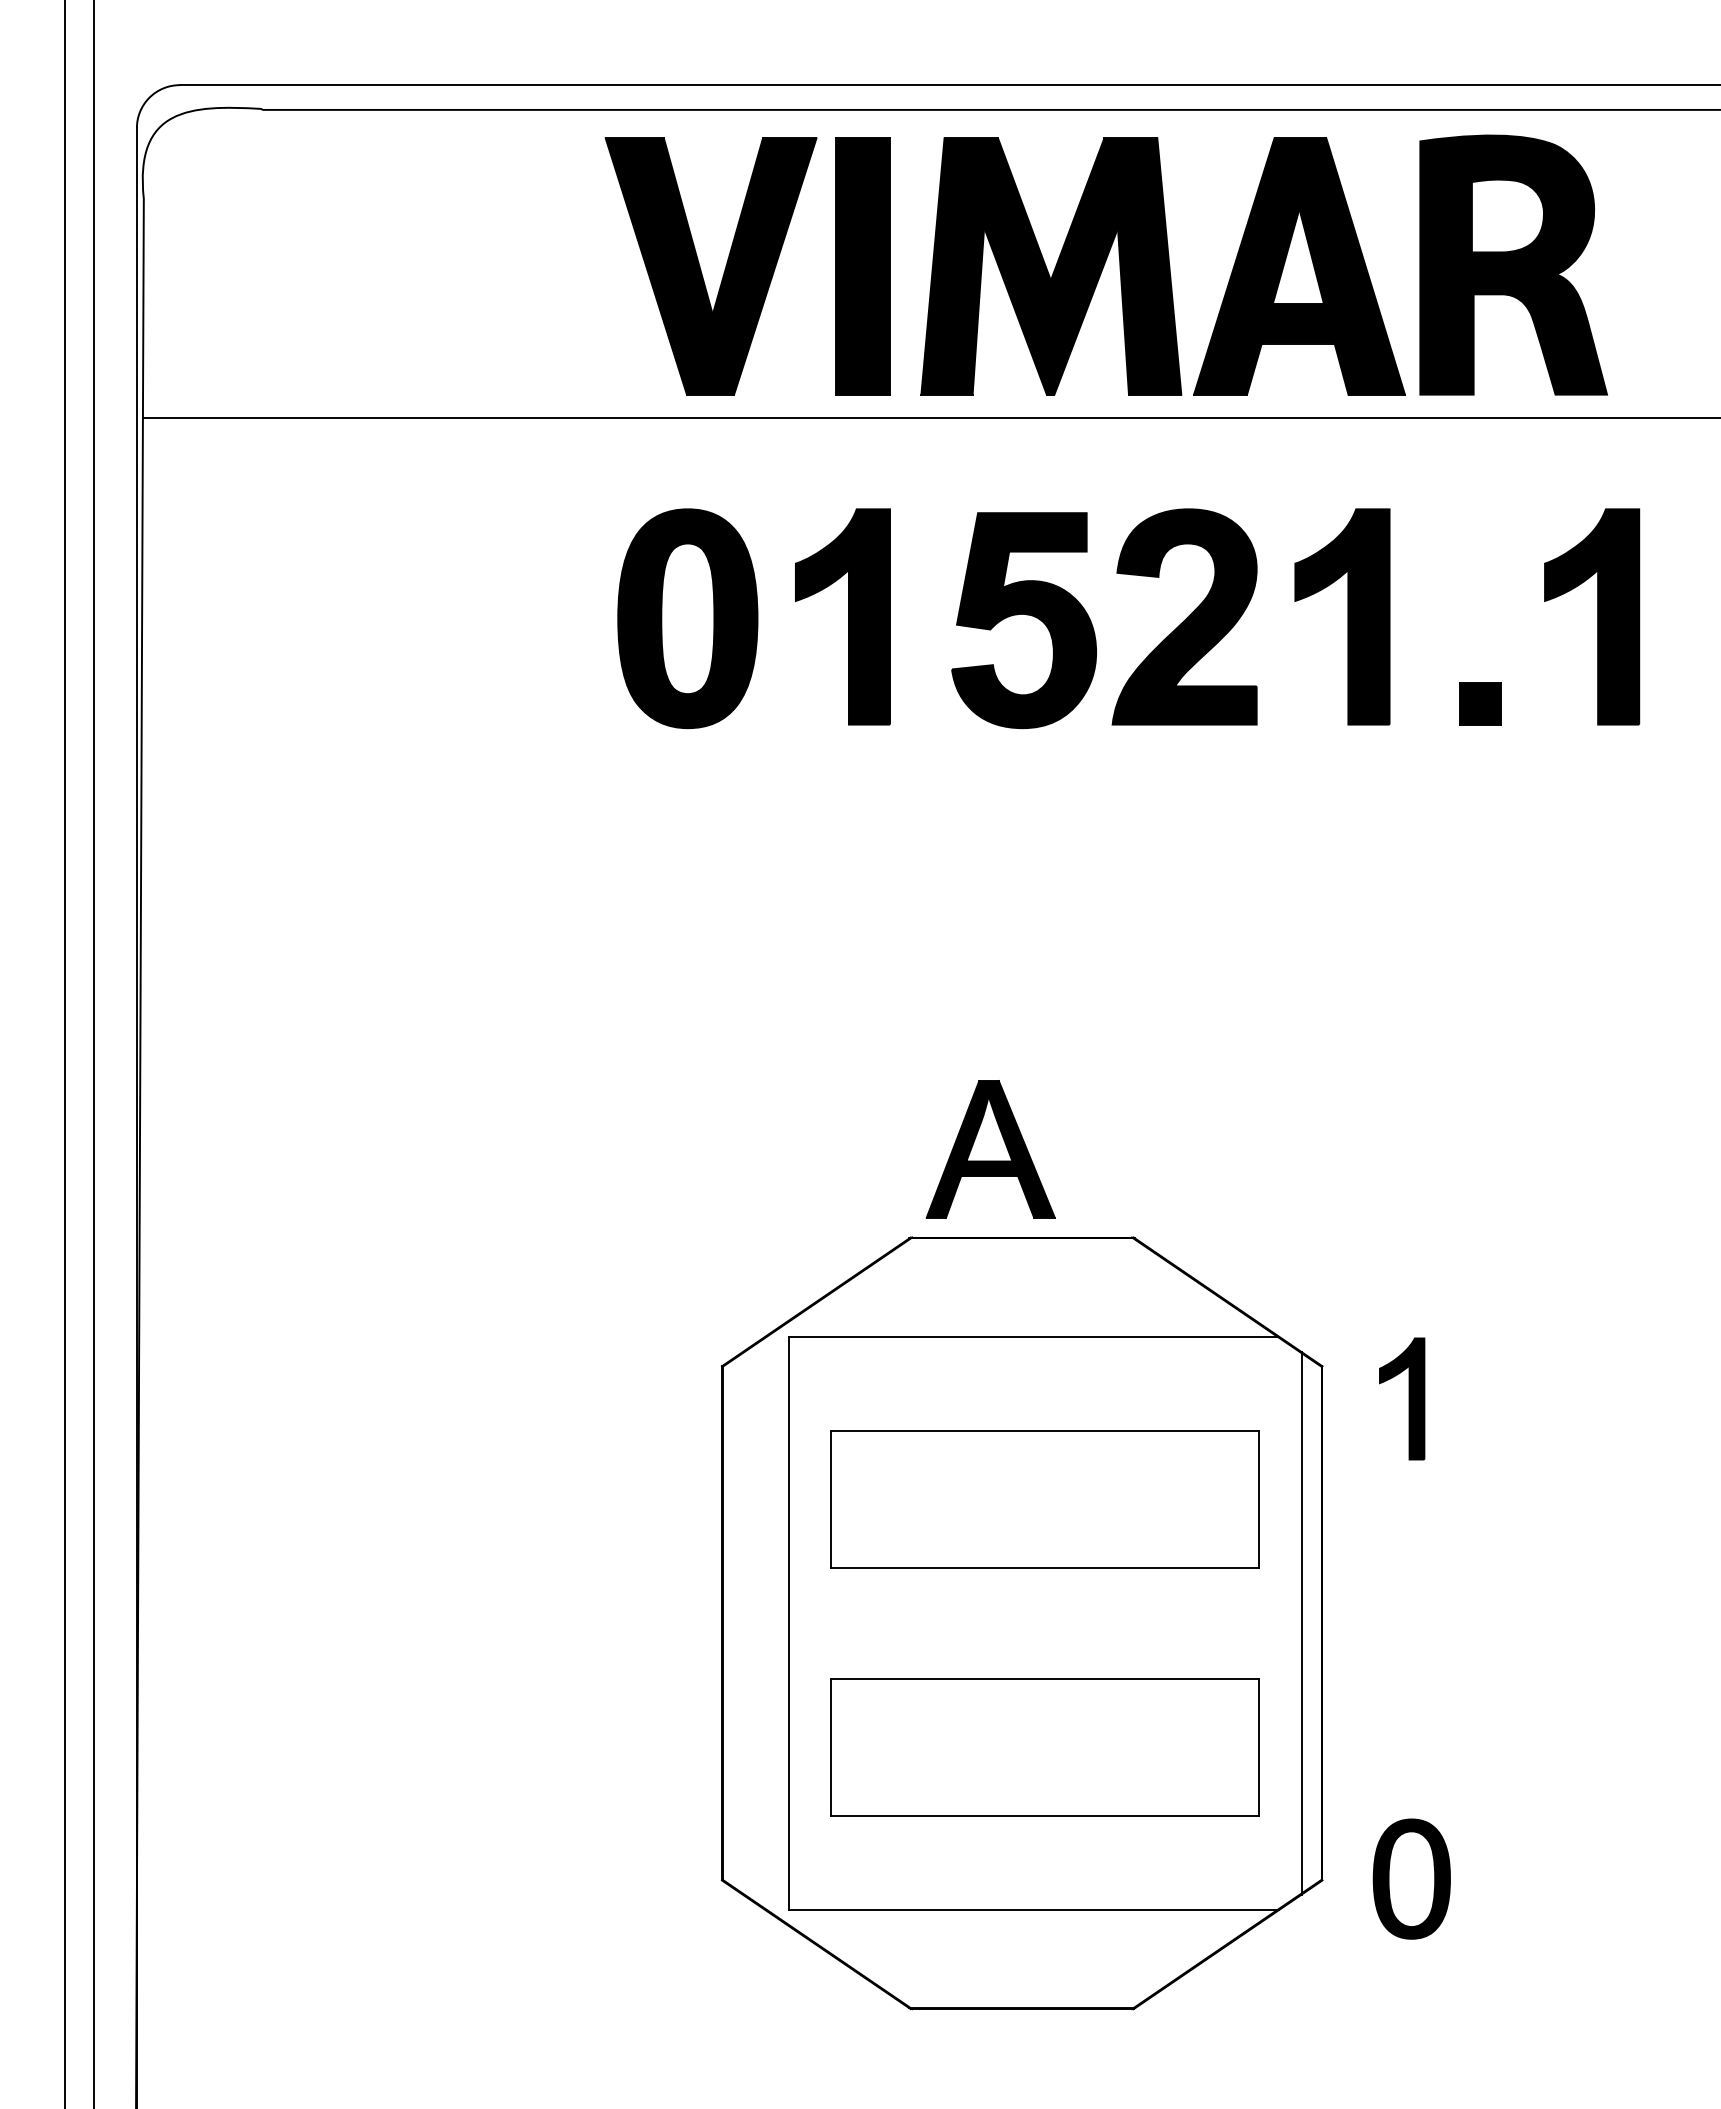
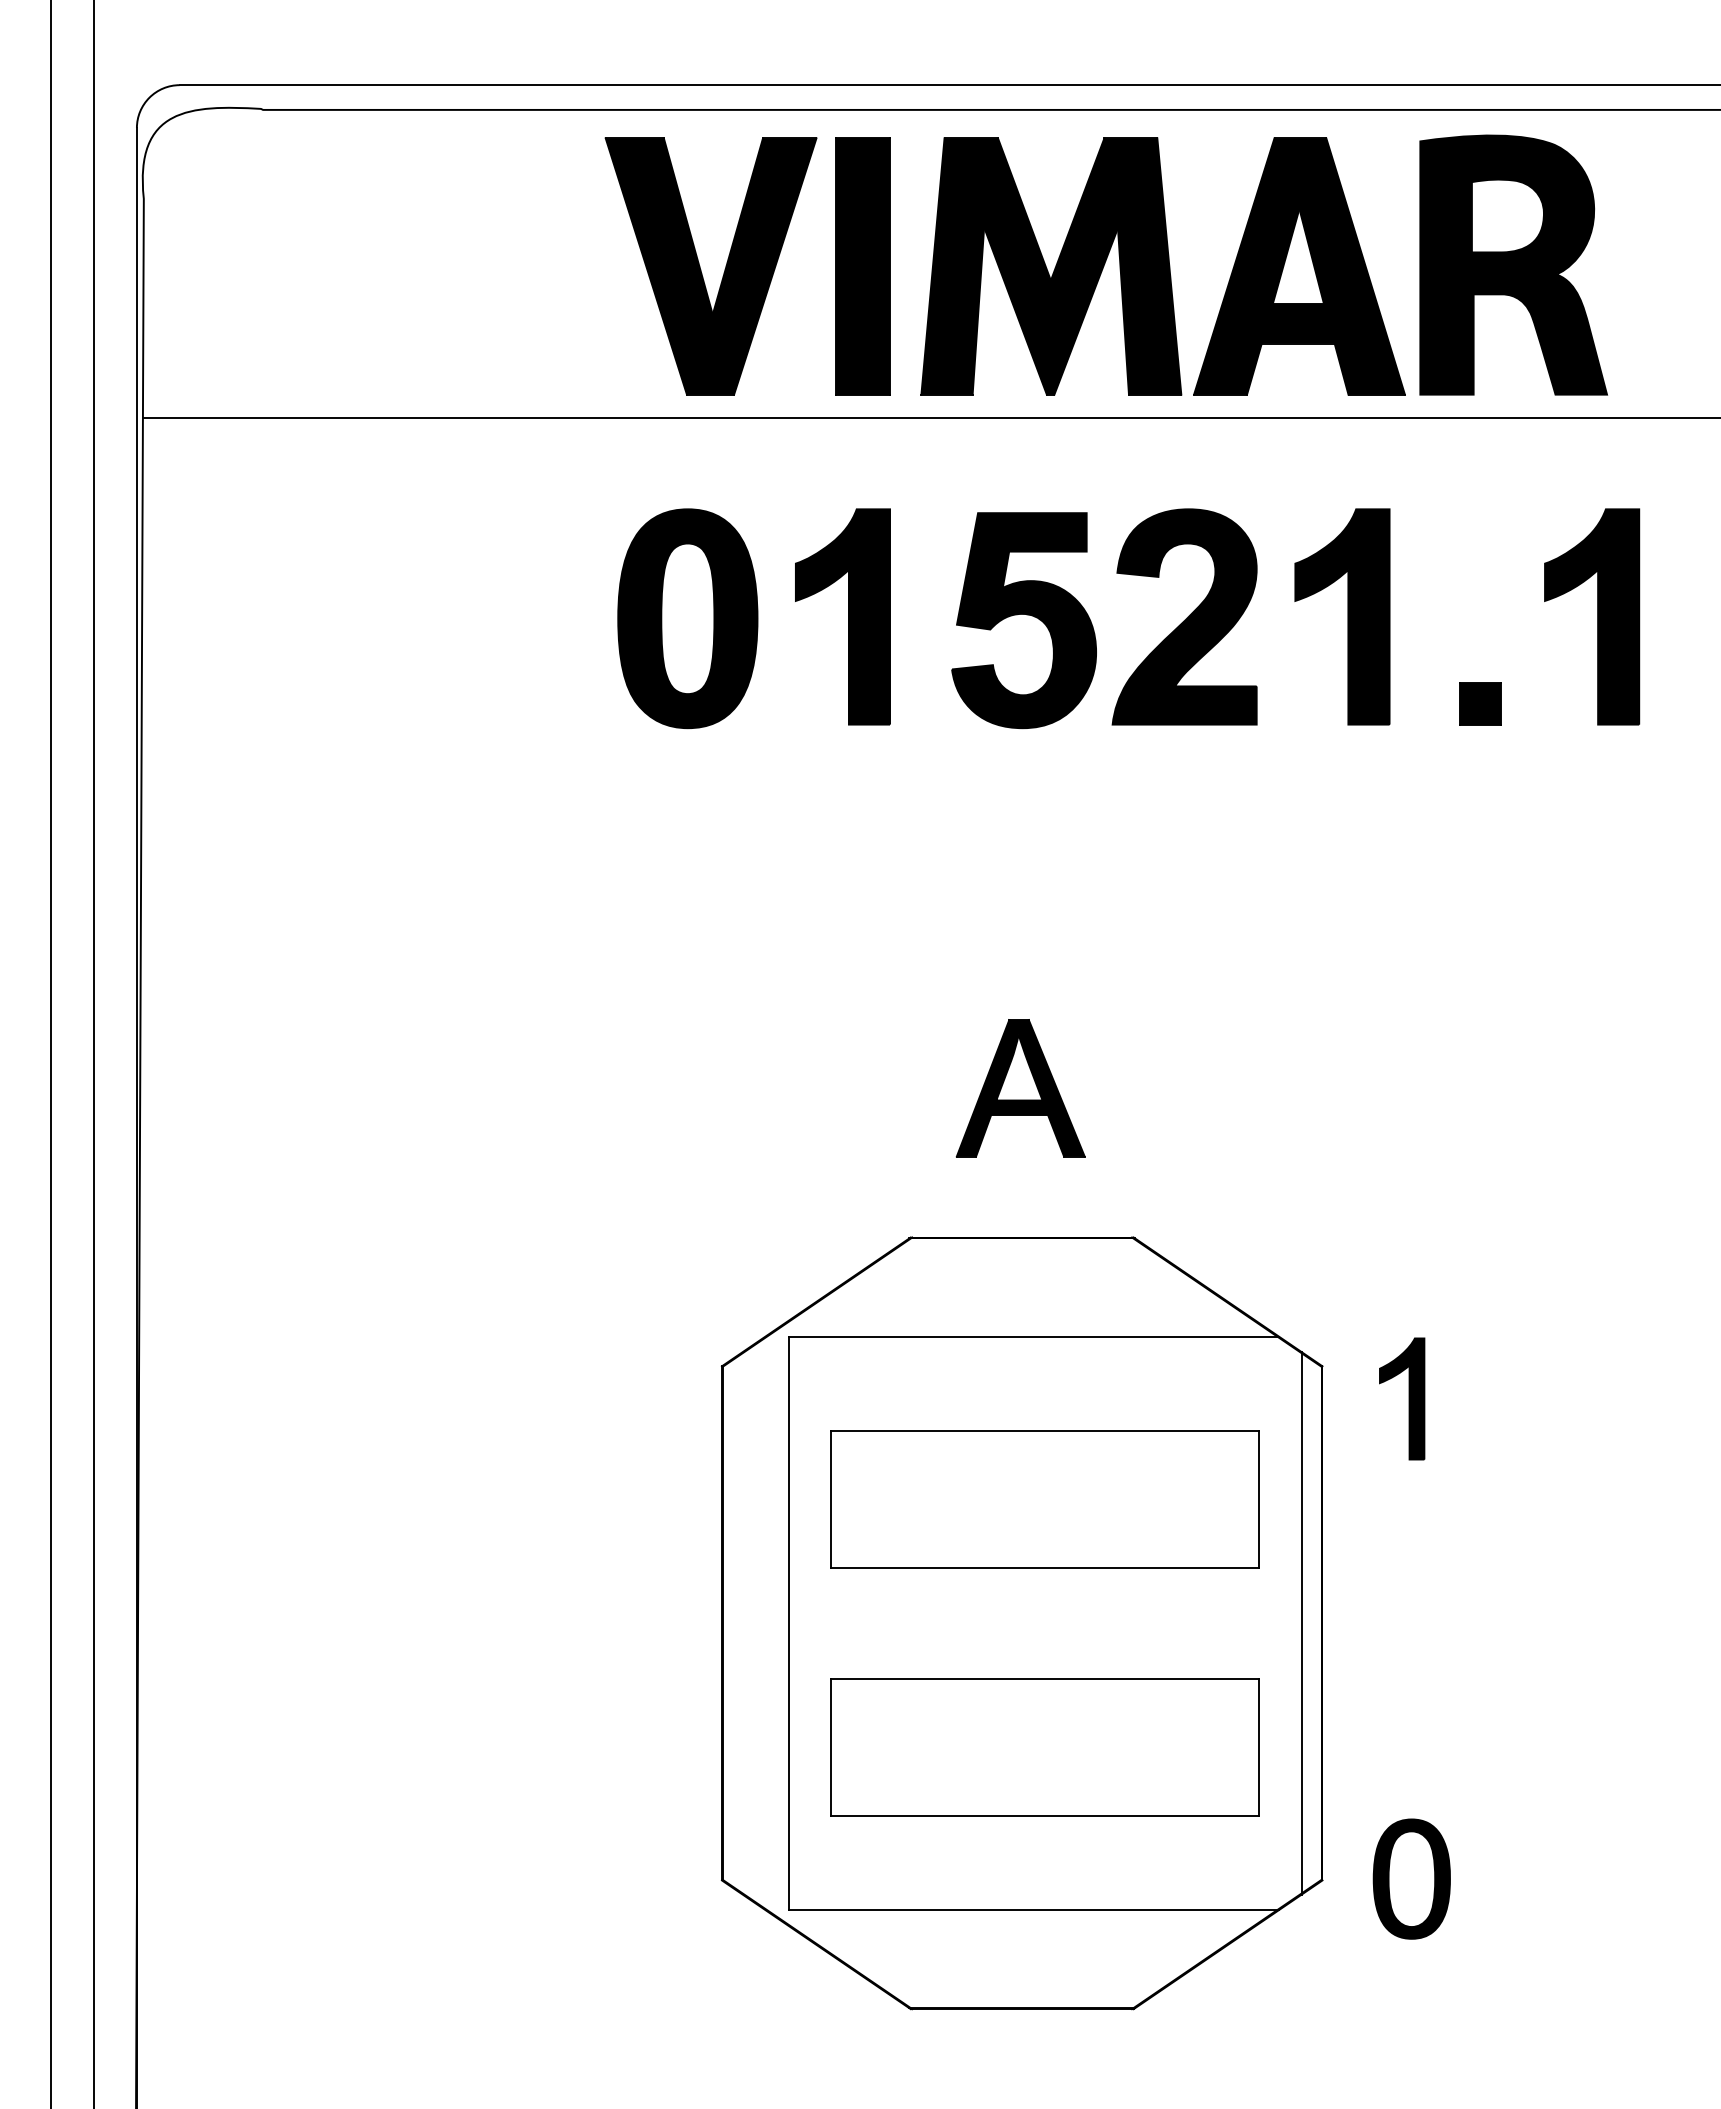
line position: (65, 1053) -> (51, 1053) (51, 1053)
part position: (990, 1149) -> (1020, 1088) (1020, 1088)
